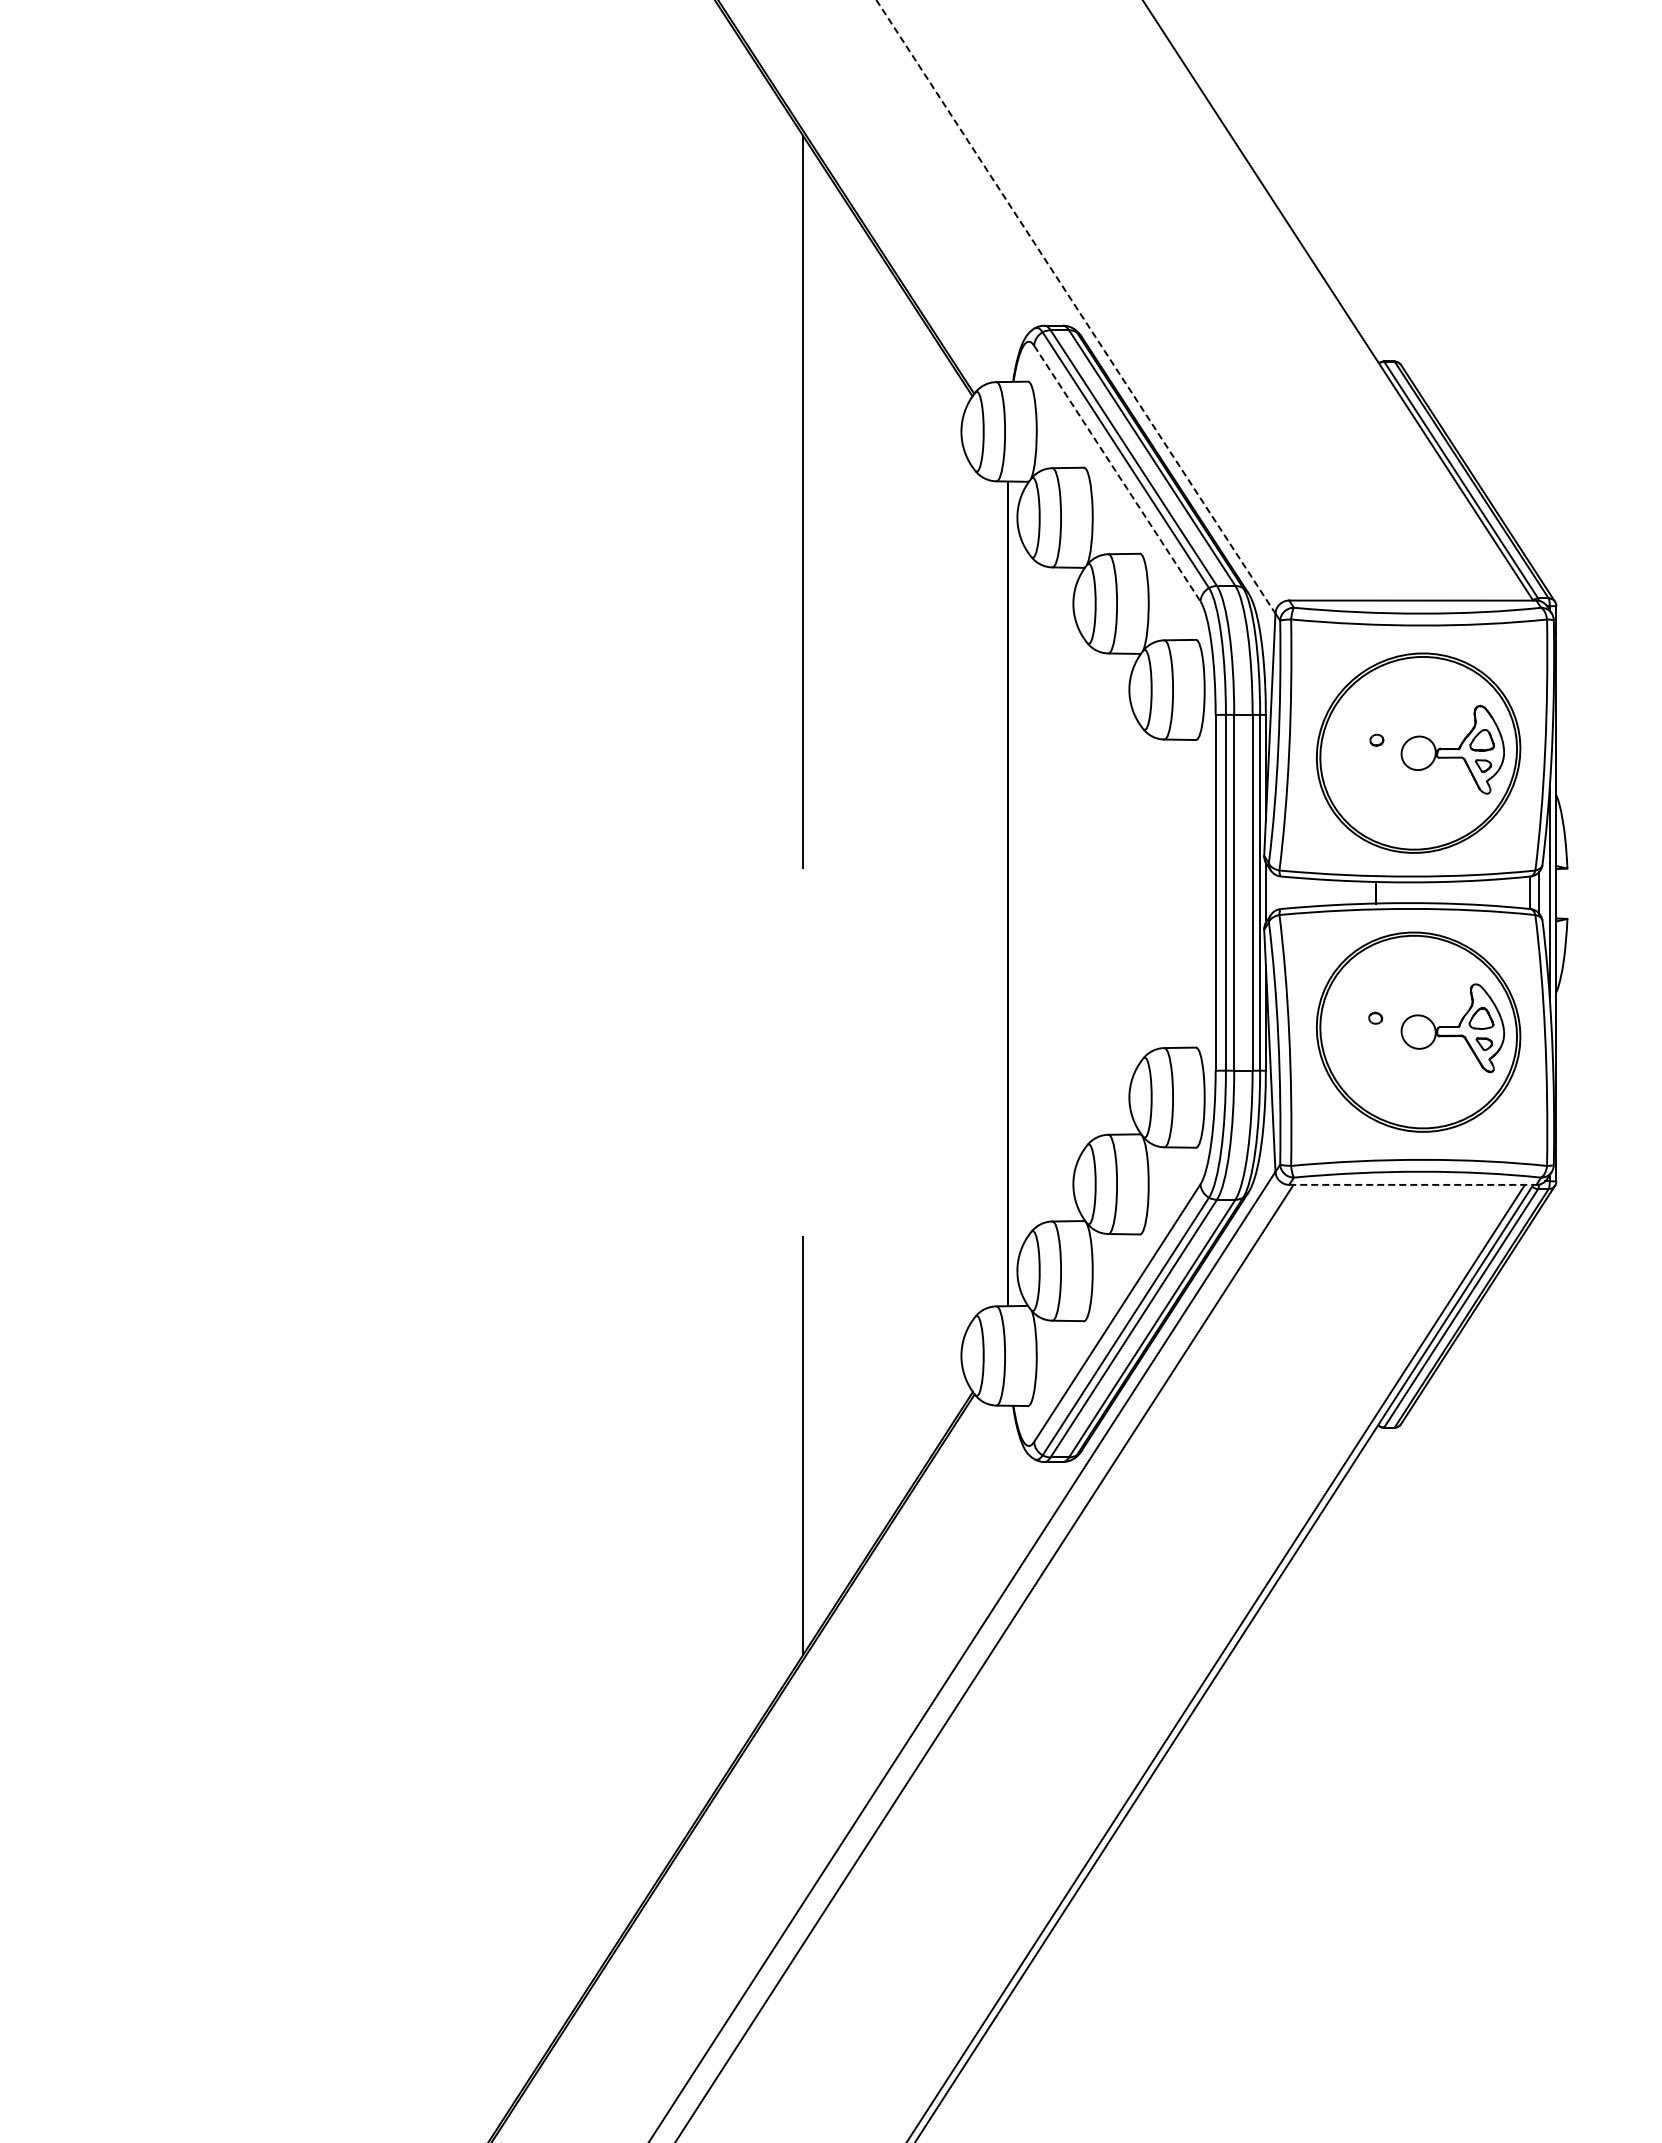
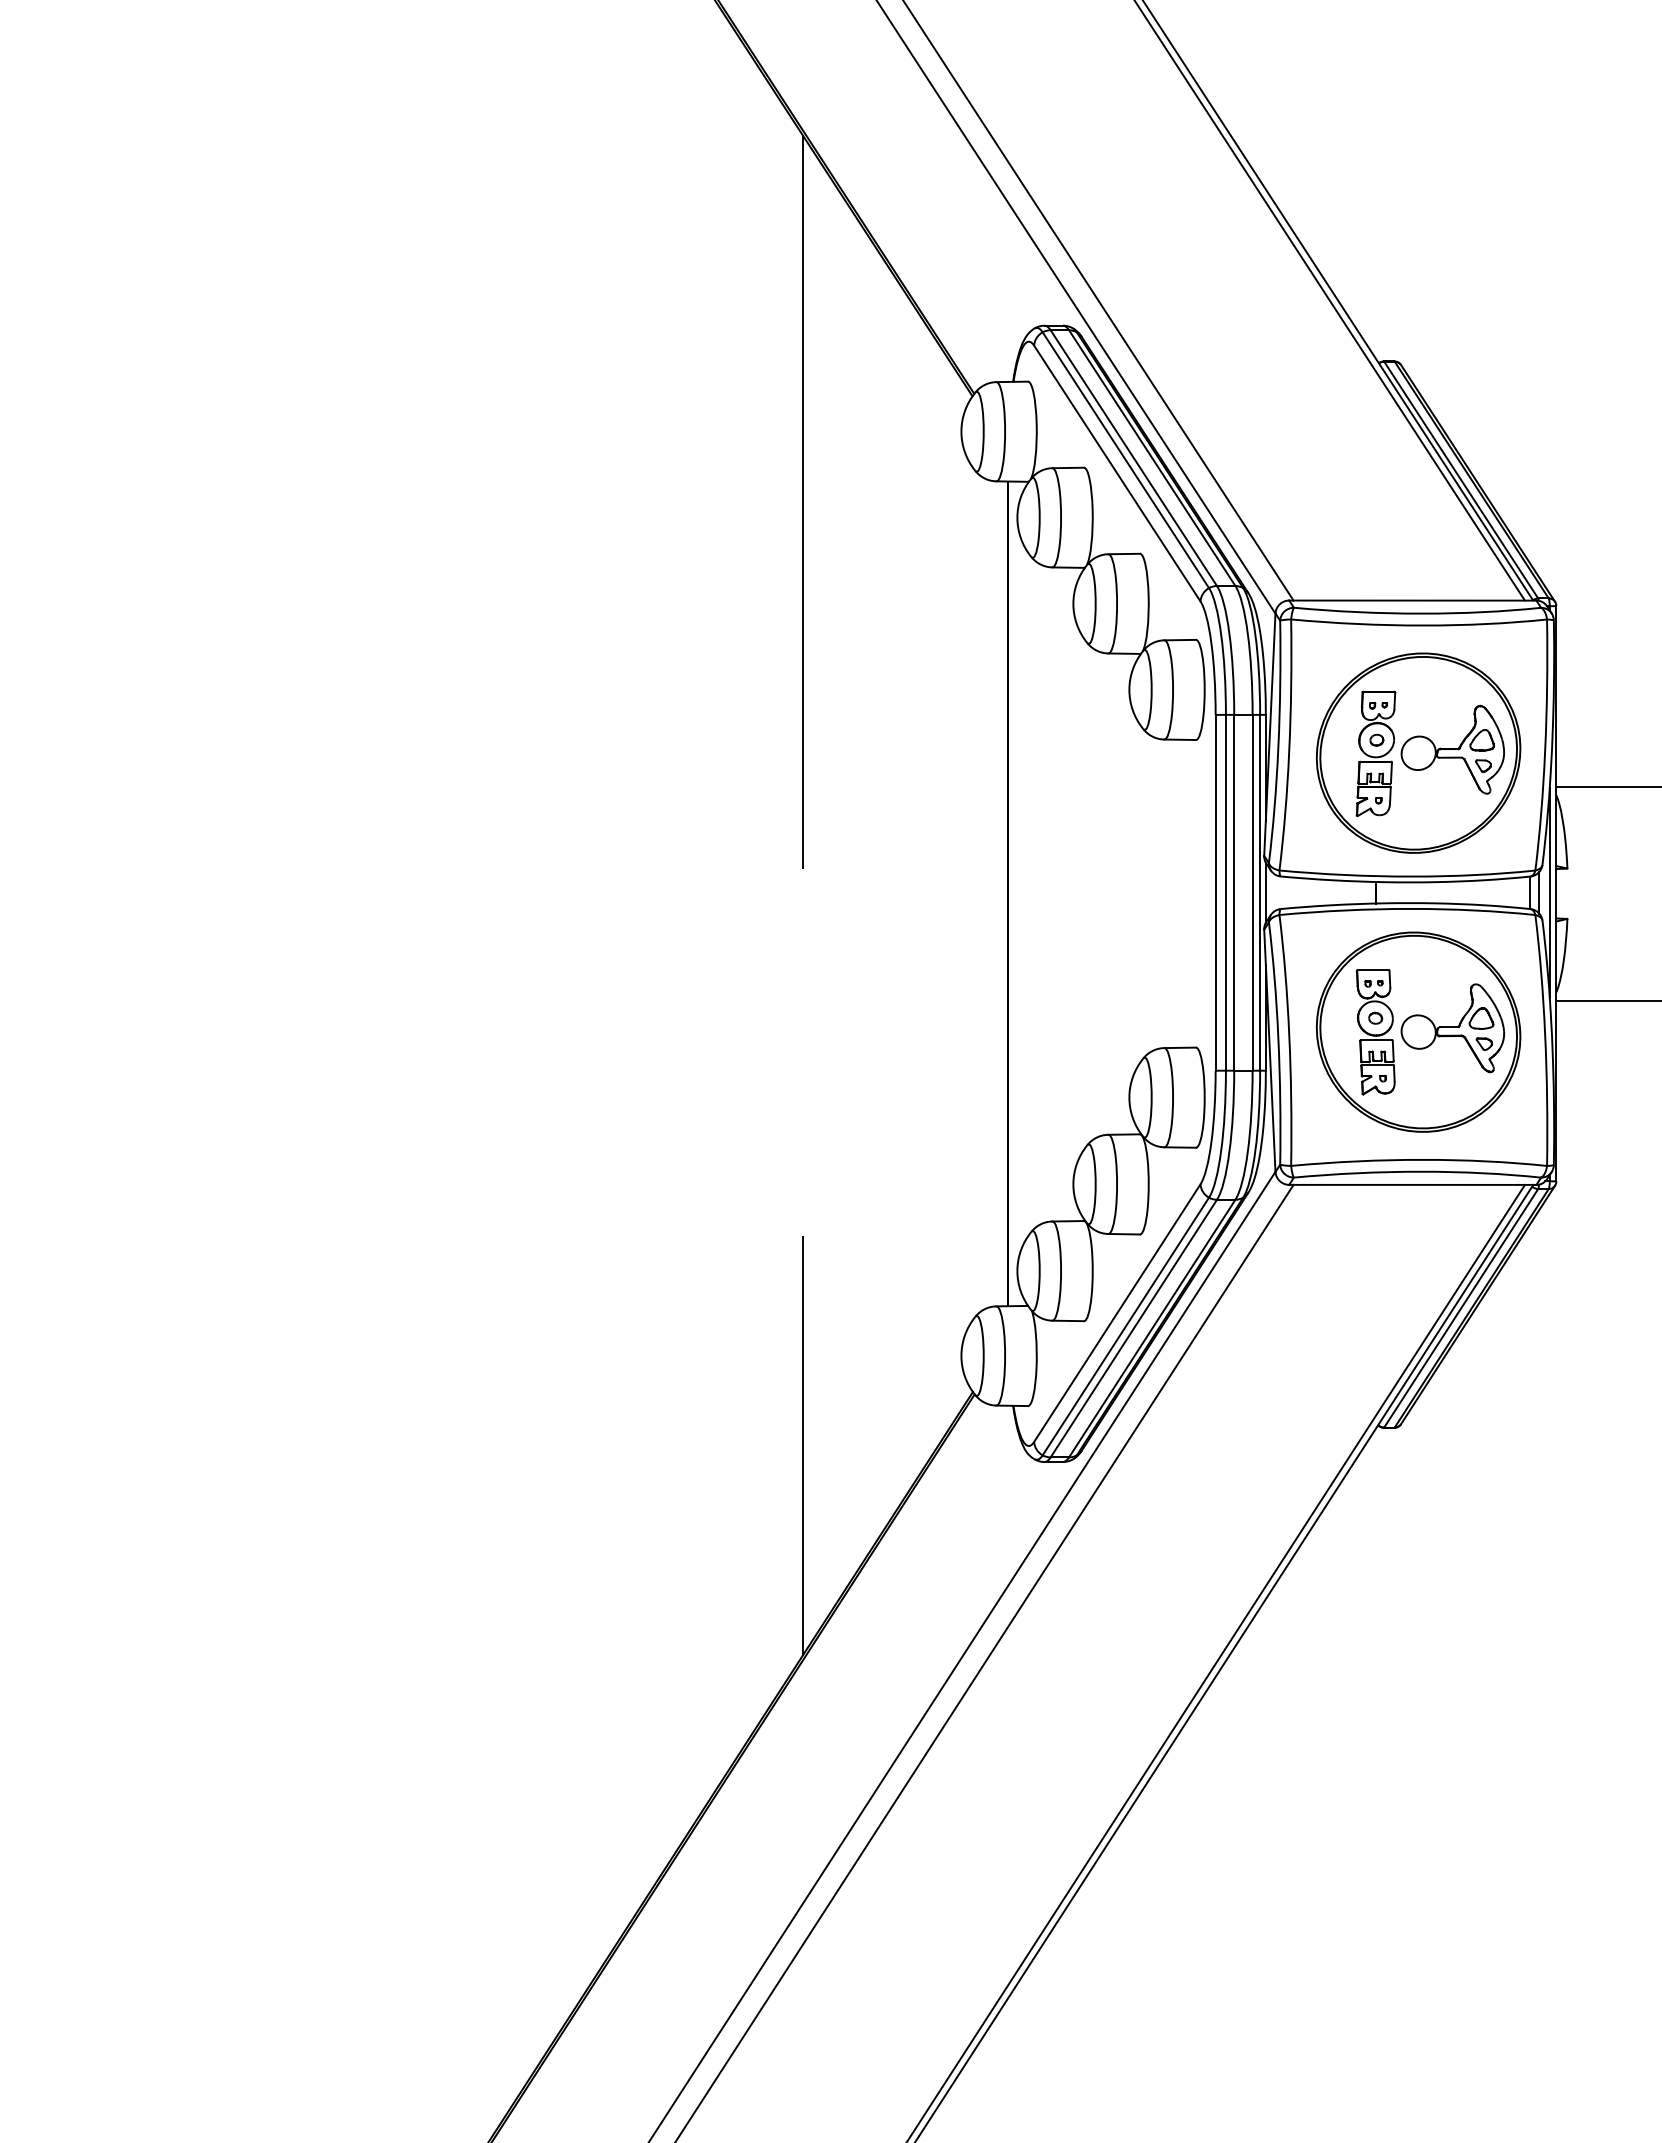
line: none -> present (1098, 301)
line: none -> present (1329, 301)
line: dashed -> solid (1076, 306)
line: dashed -> solid (1117, 473)
part: none -> present (1375, 753)
line: none -> present (1607, 787)
line: none -> present (1607, 1000)
part: none -> present (1375, 1032)
line: dashed -> solid (1412, 1184)
